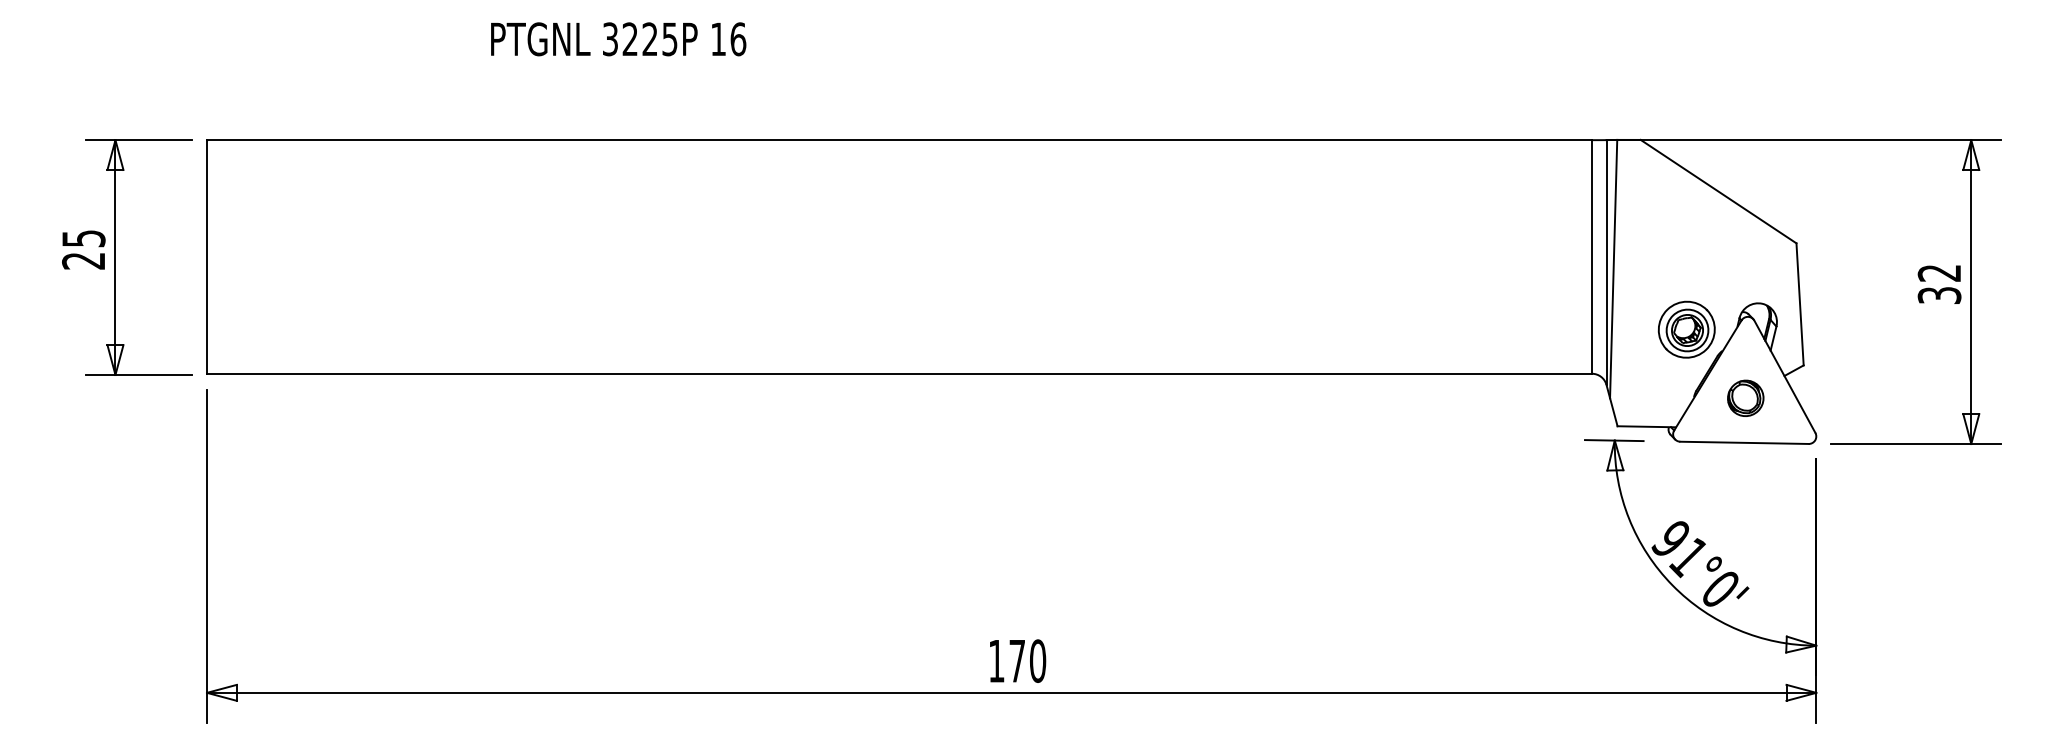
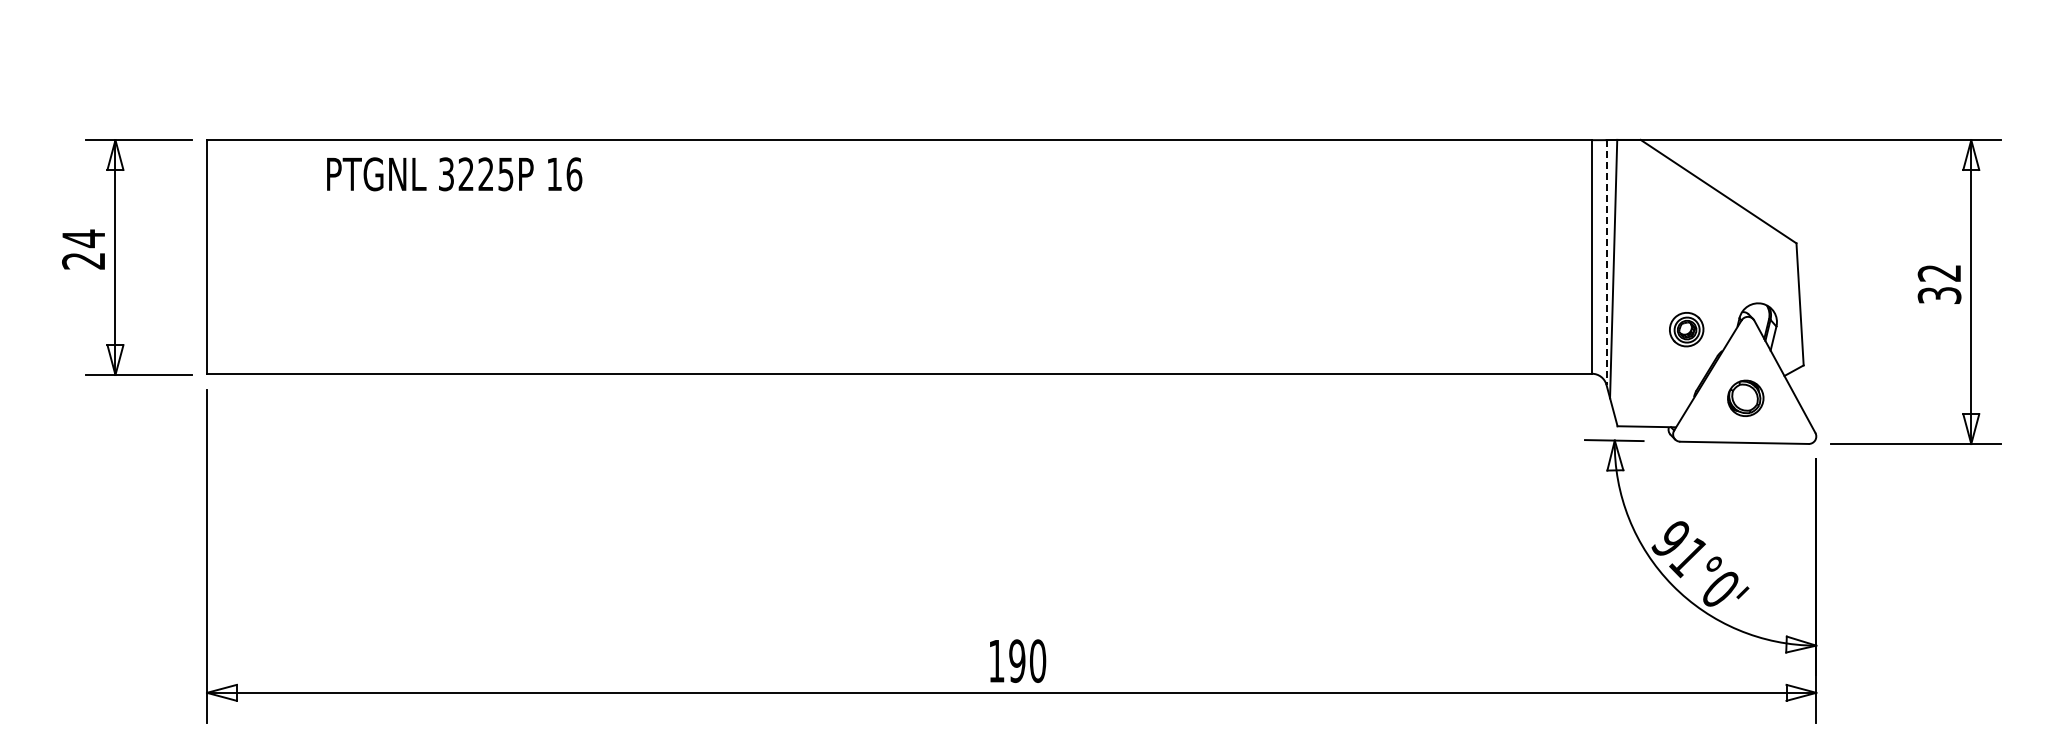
text position: (618, 39) -> (454, 174) (454, 174)
text: 25 -> 24 (83, 238)
line: solid -> dashed (1606, 263)
part size: 59x59 px -> 36x36 px (1686, 329)
text: 170 -> 190 (1017, 660)
